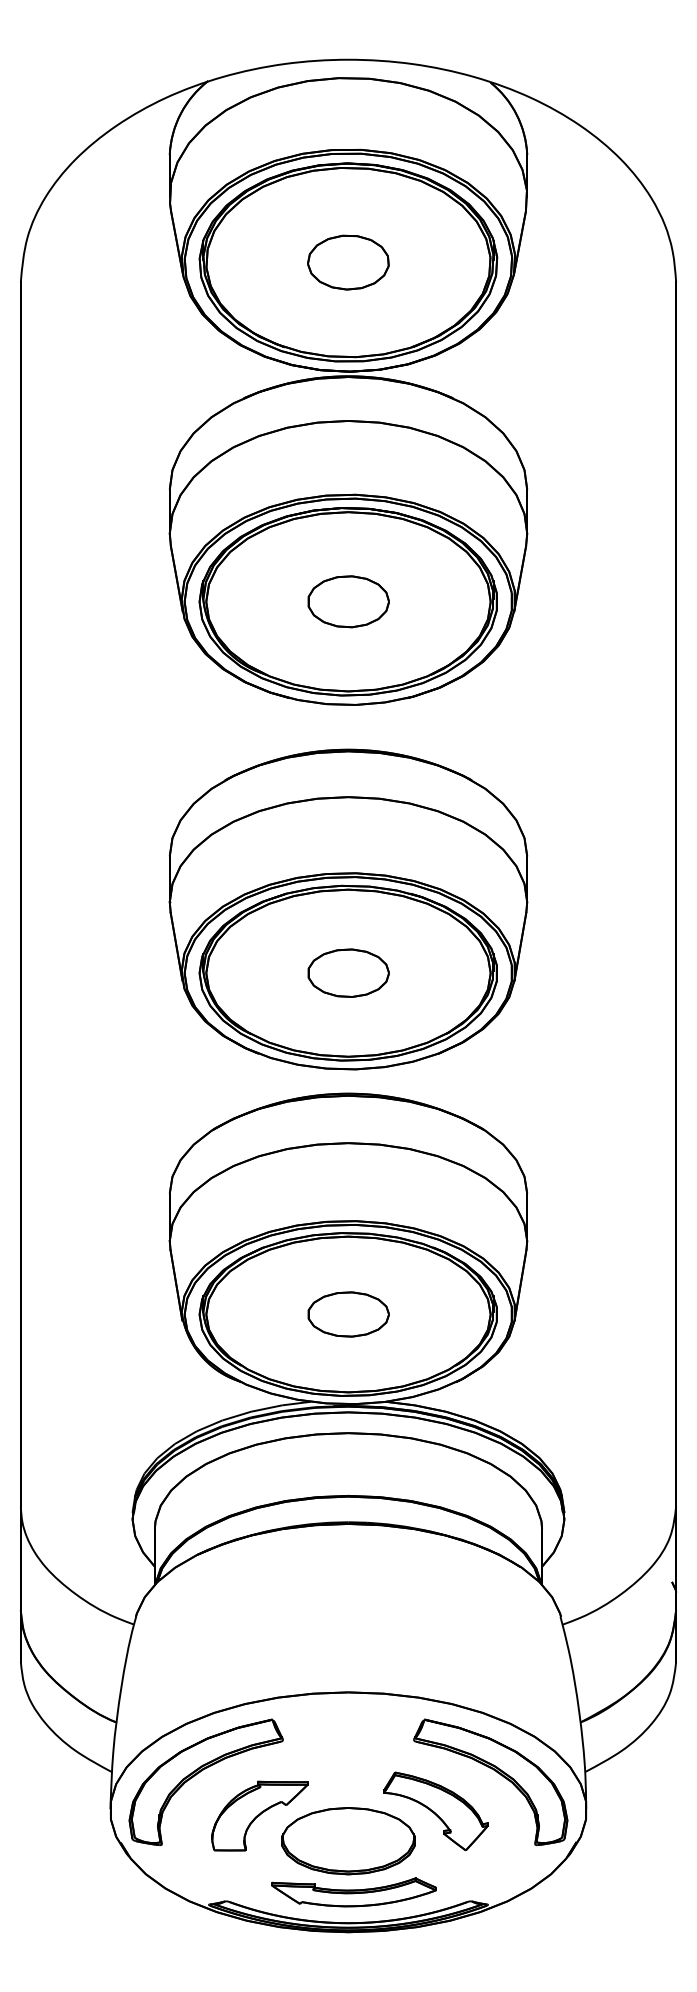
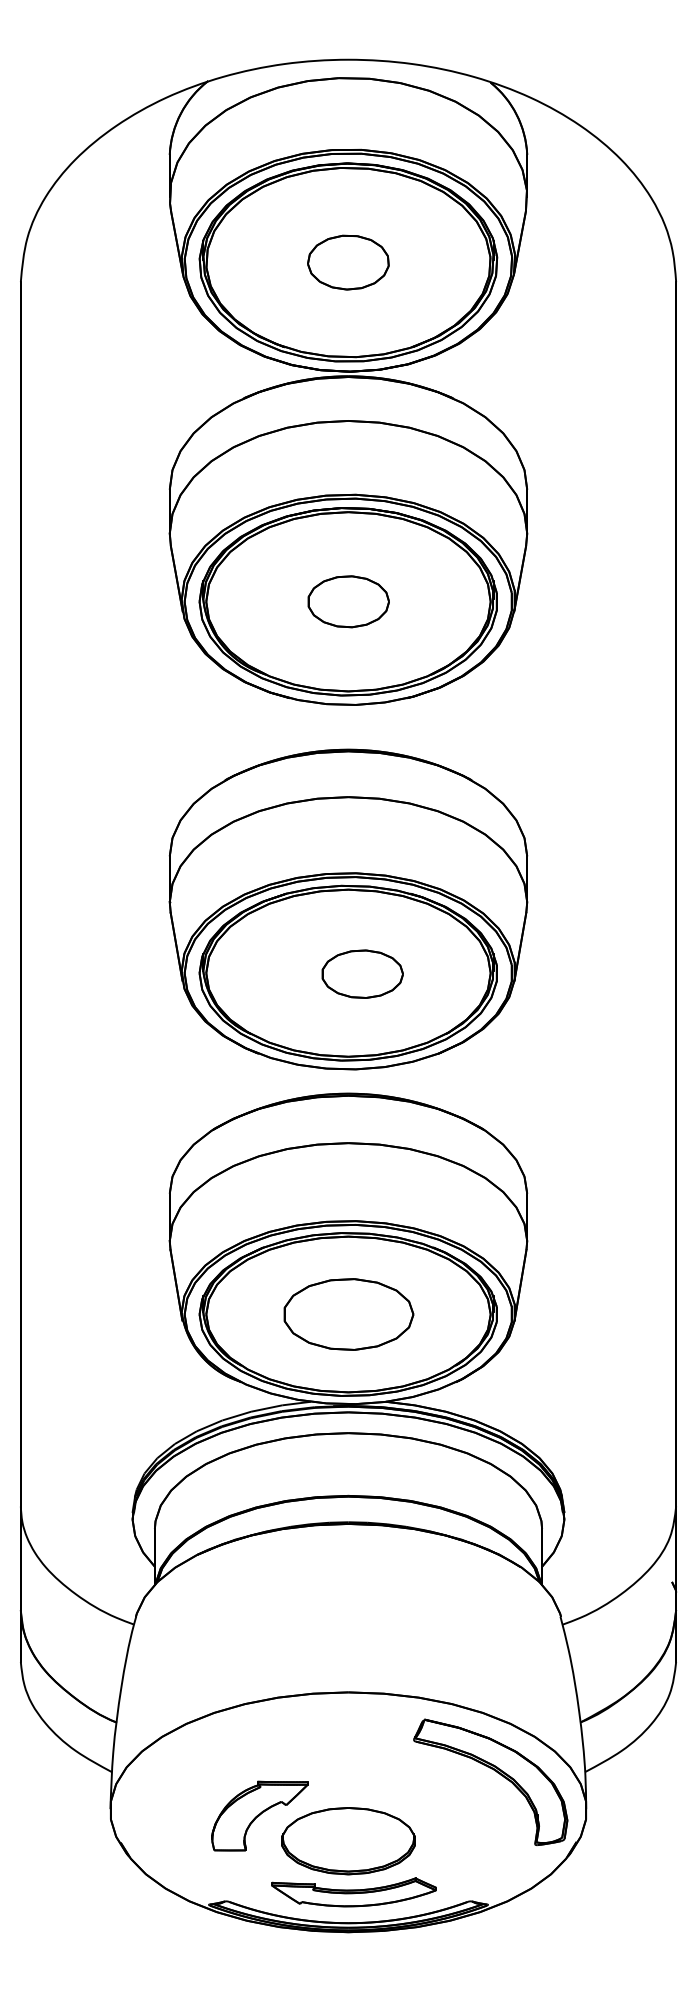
part position: (348, 972) -> (362, 973) (362, 973)
part size: 83x47 px -> 132x73 px (348, 1314)
part: present -> none (199, 1773)
part: present -> none (435, 1810)
